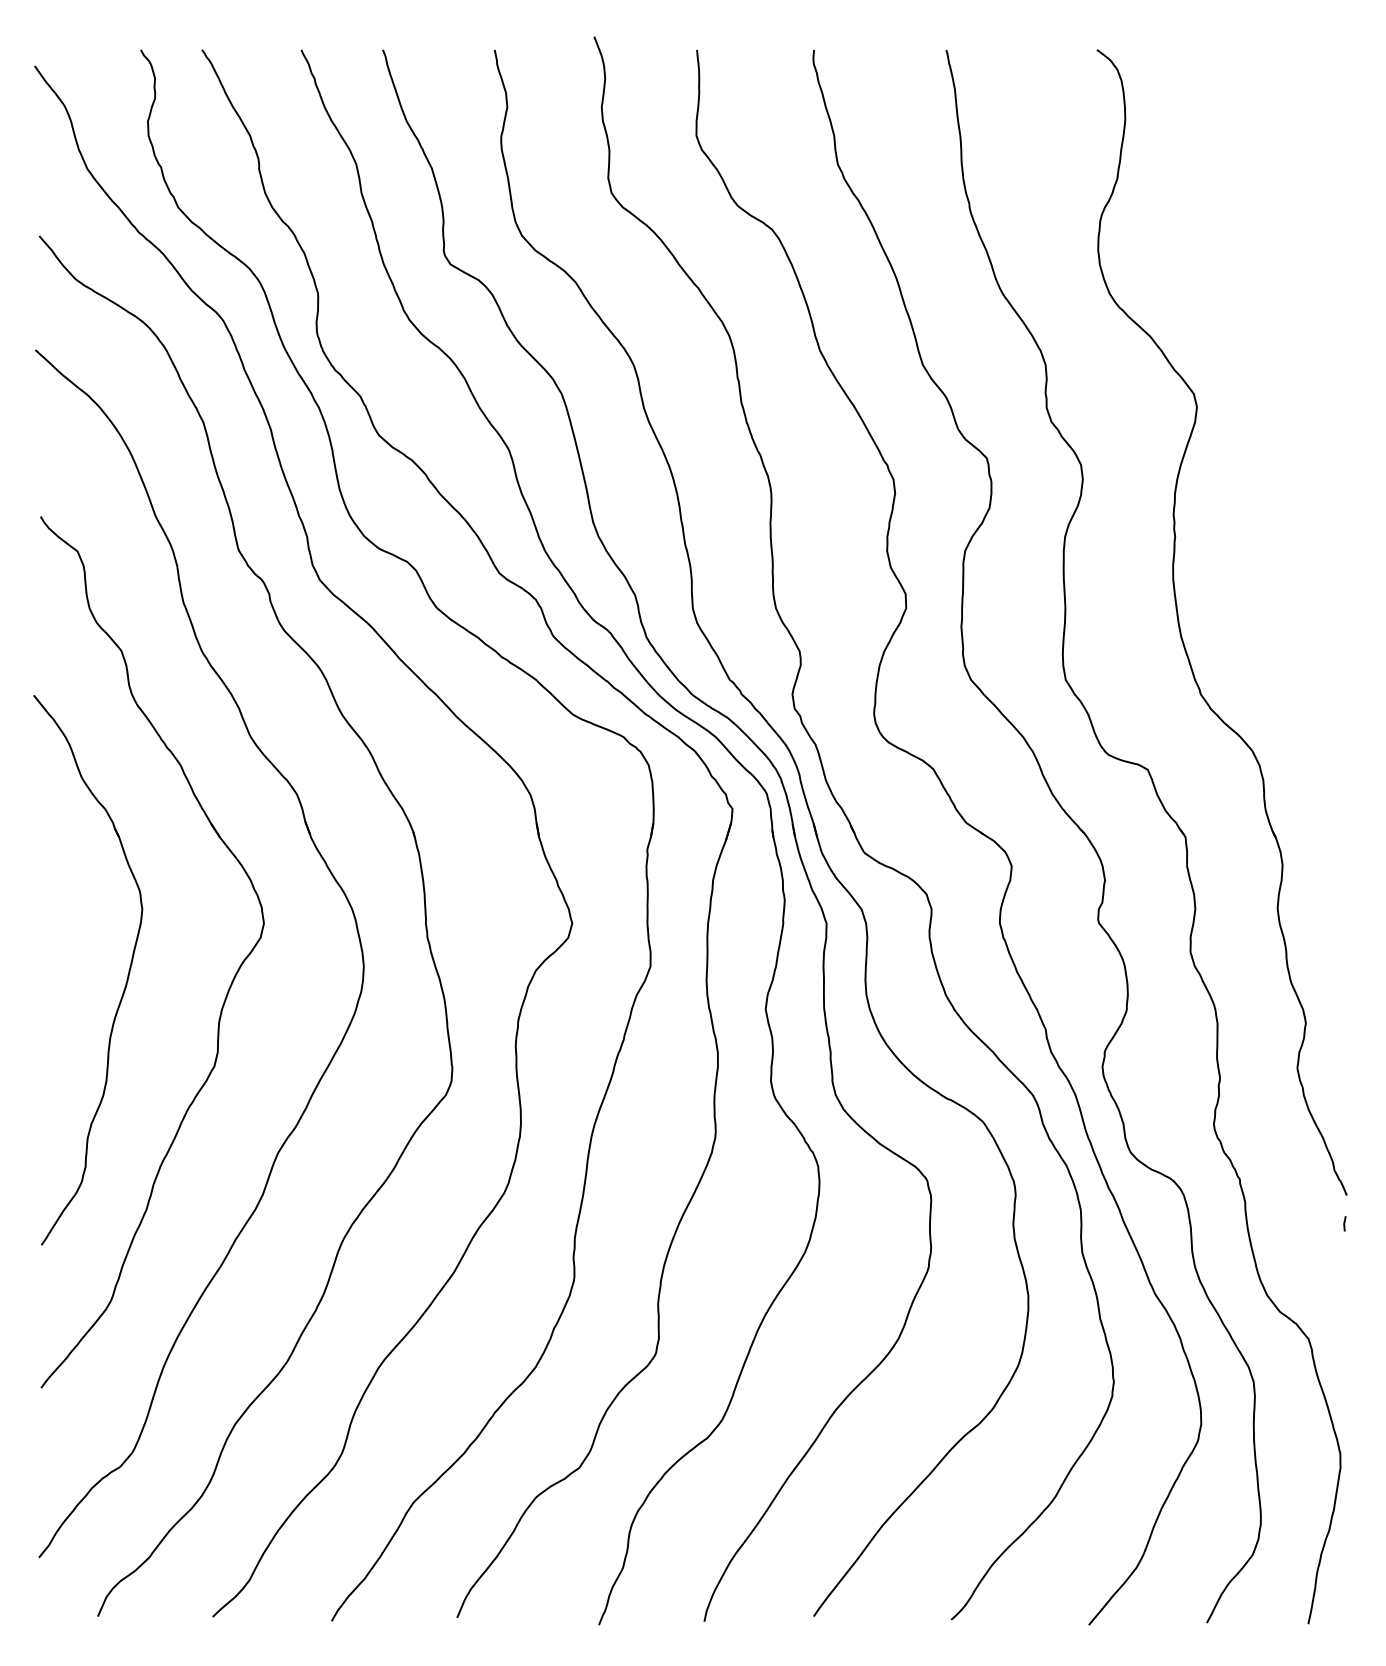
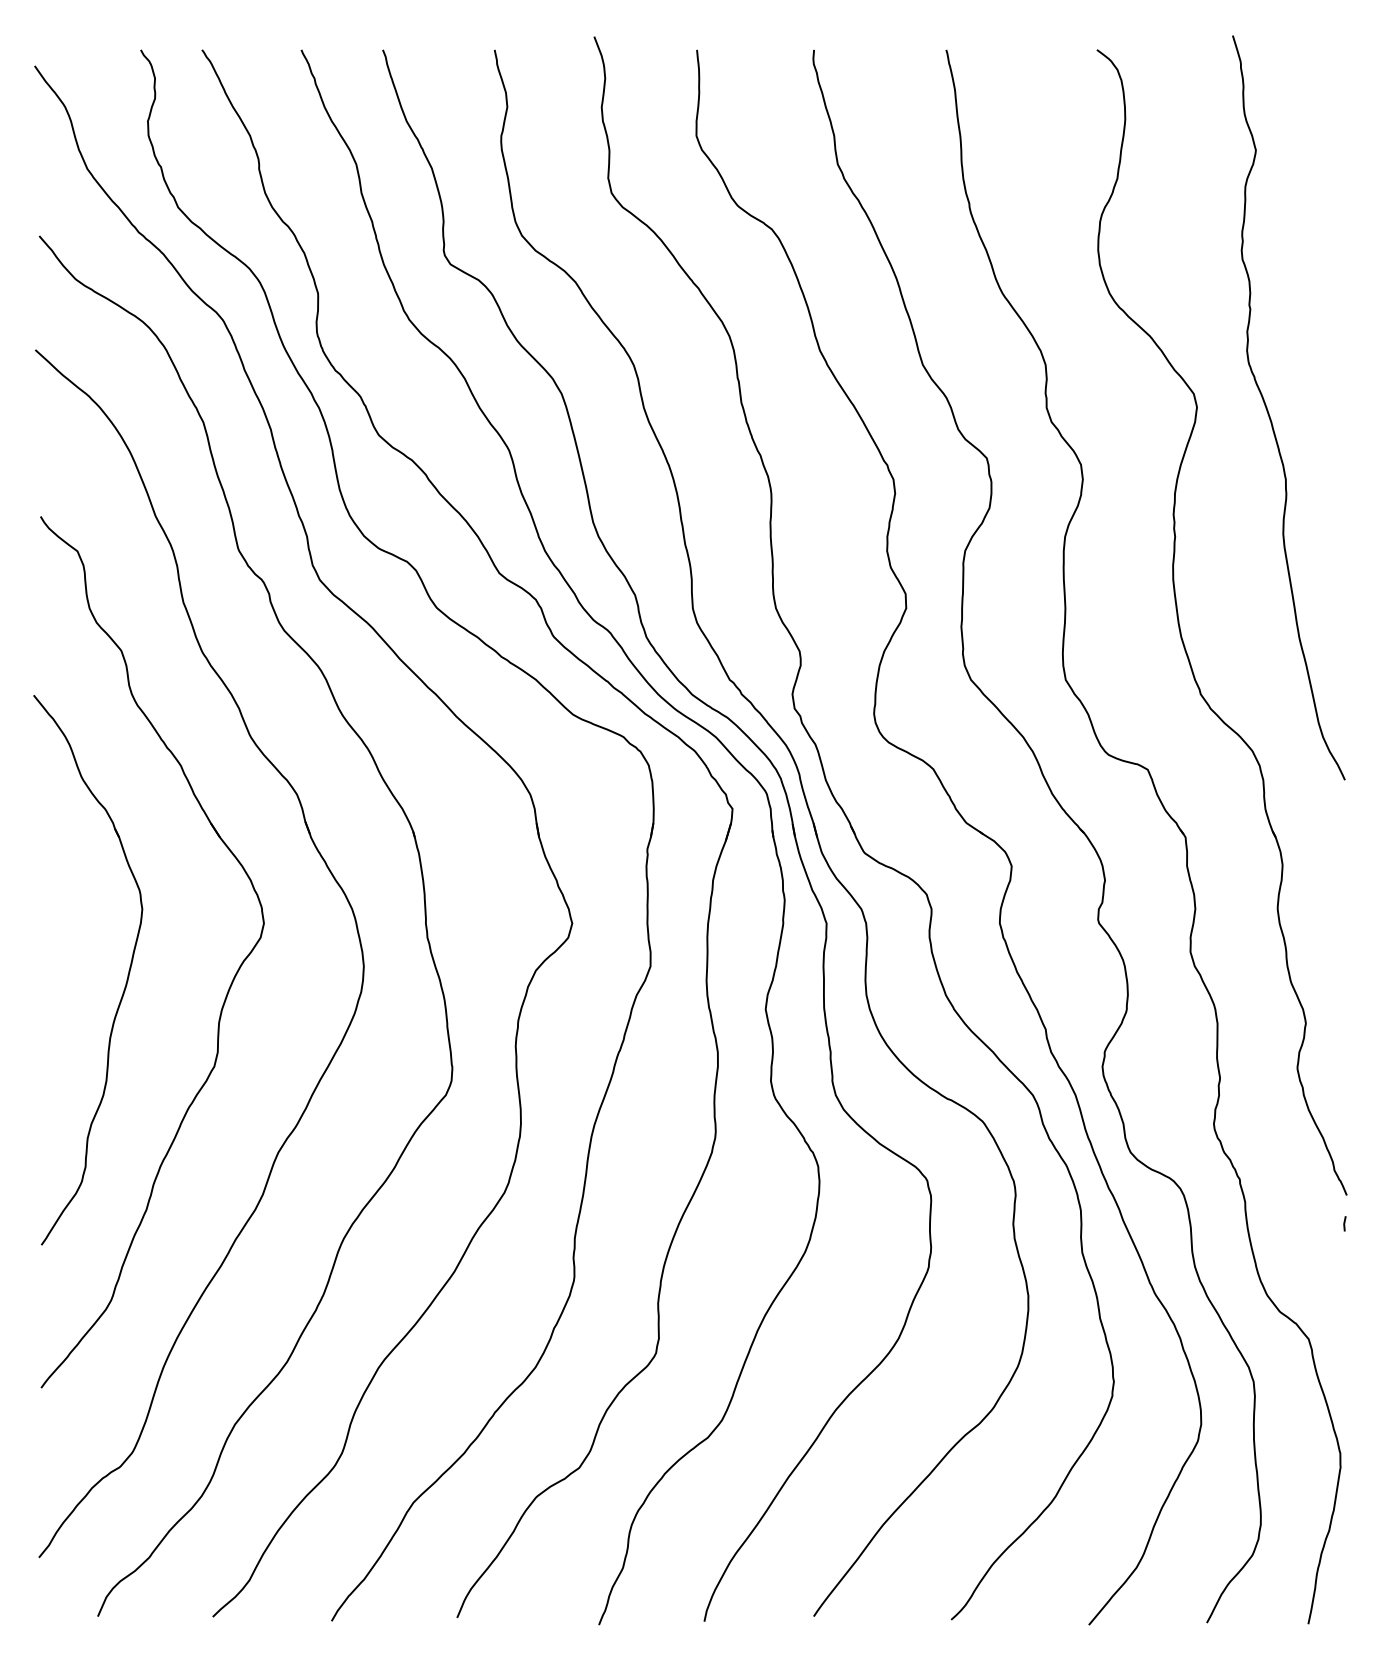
curve: none -> present (1269, 413)
